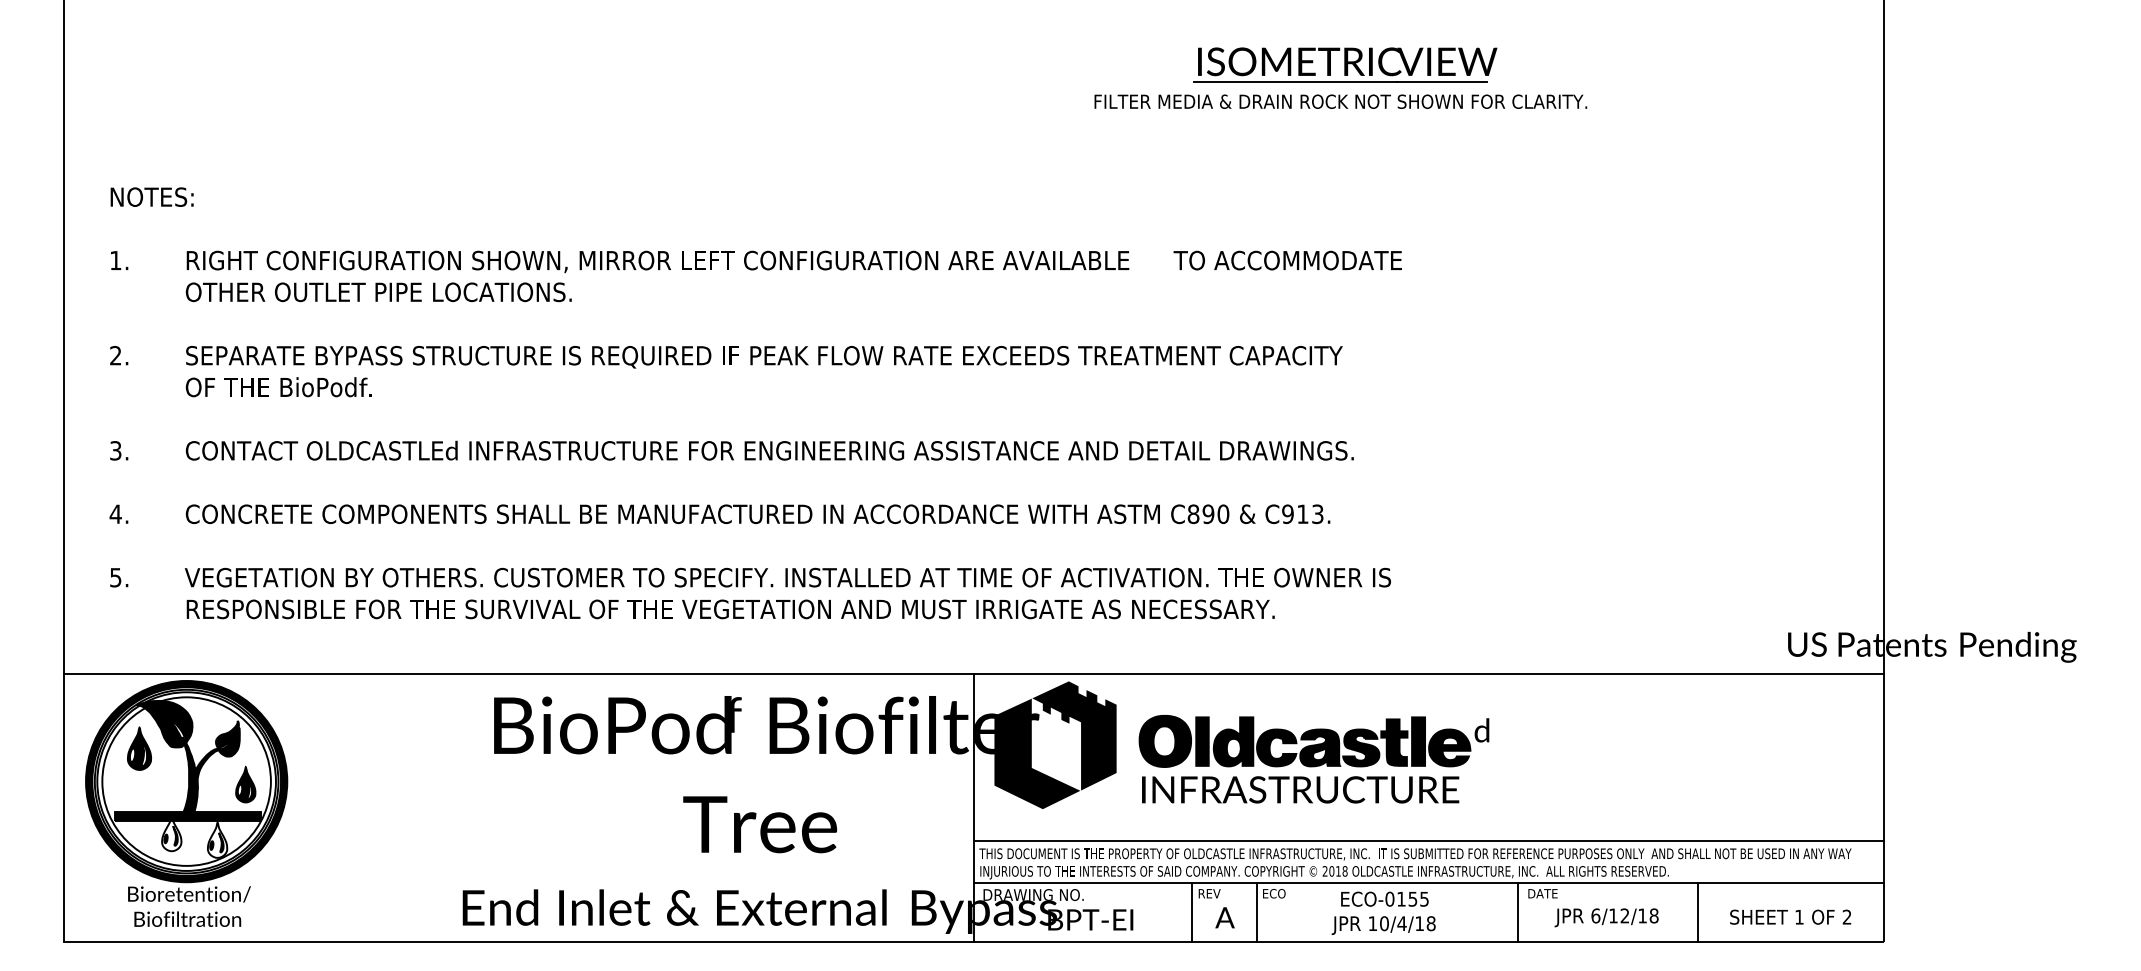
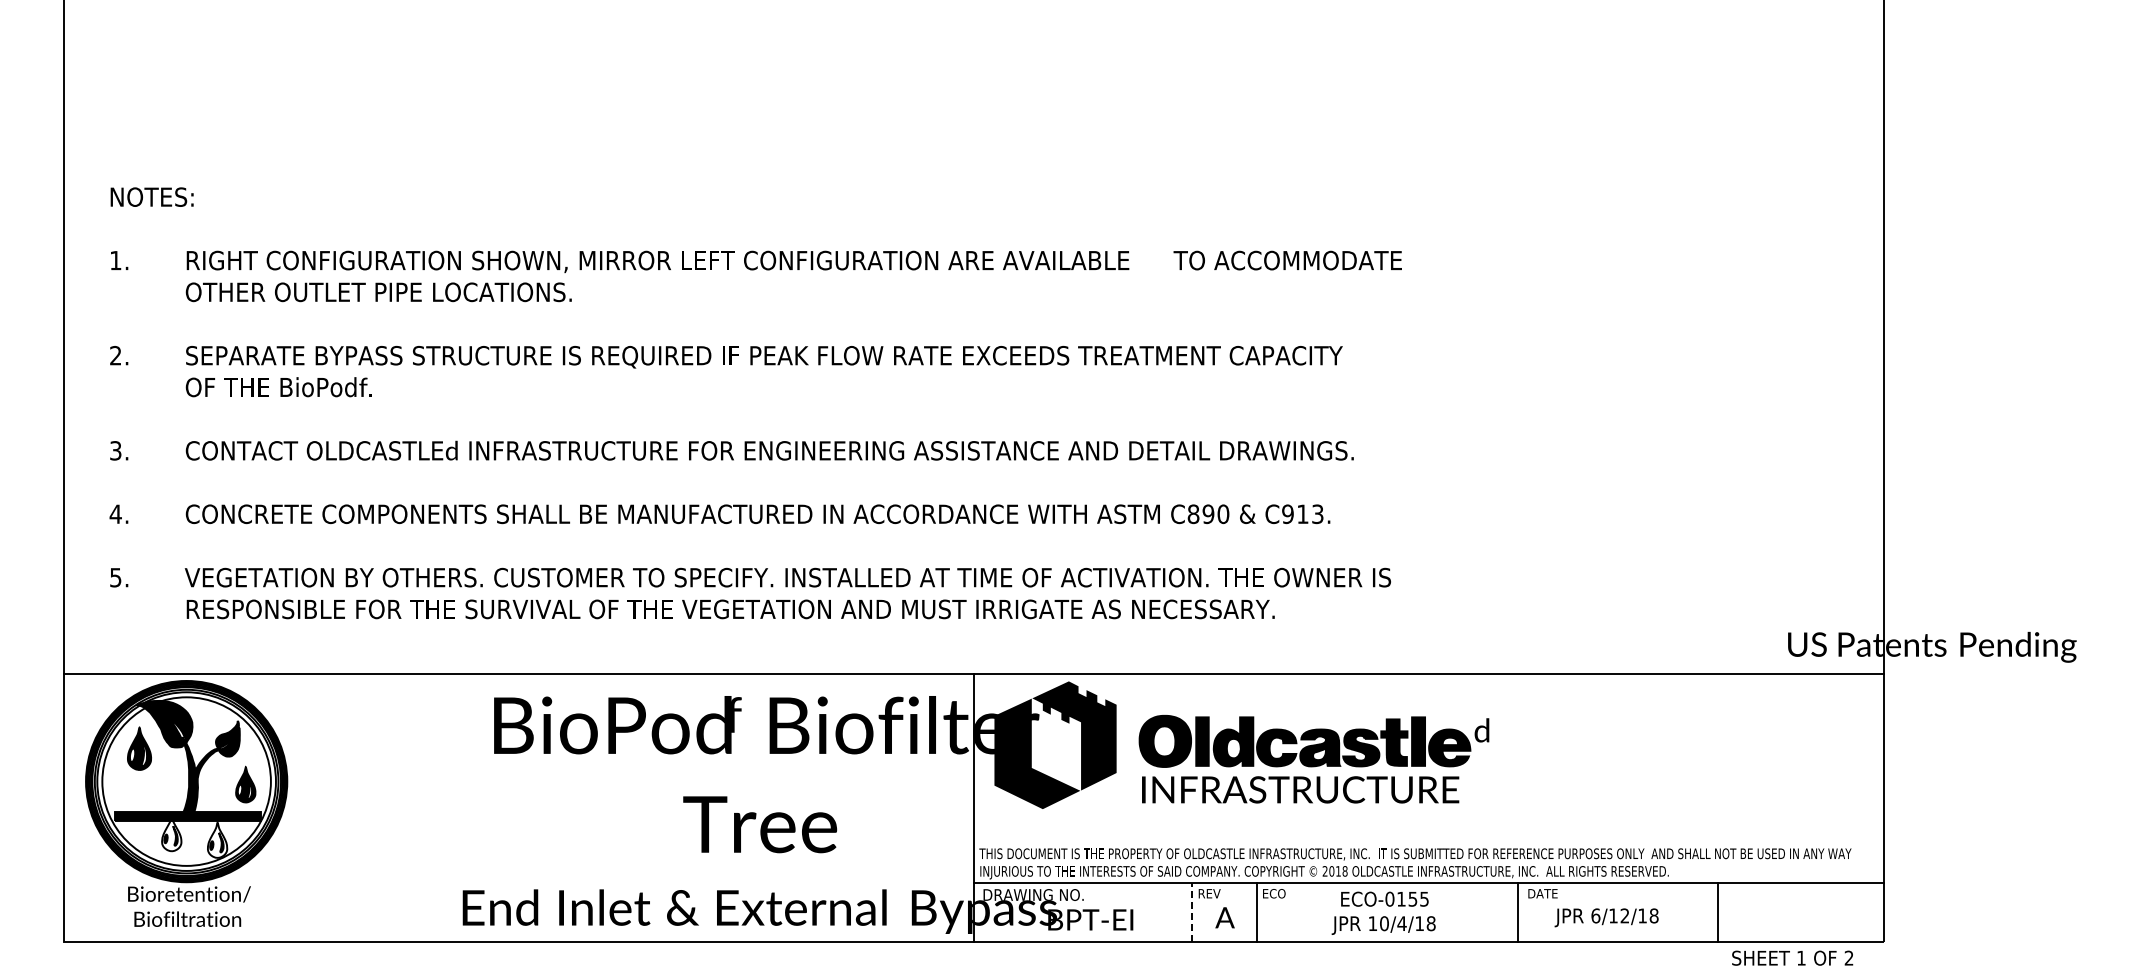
part: present -> none (1340, 77)
line: present -> none (1429, 840)
line: solid -> dashed (1192, 912)
line position: (1697, 912) -> (1717, 912) (1717, 912)
text position: (1790, 916) -> (1792, 957) (1792, 957)
